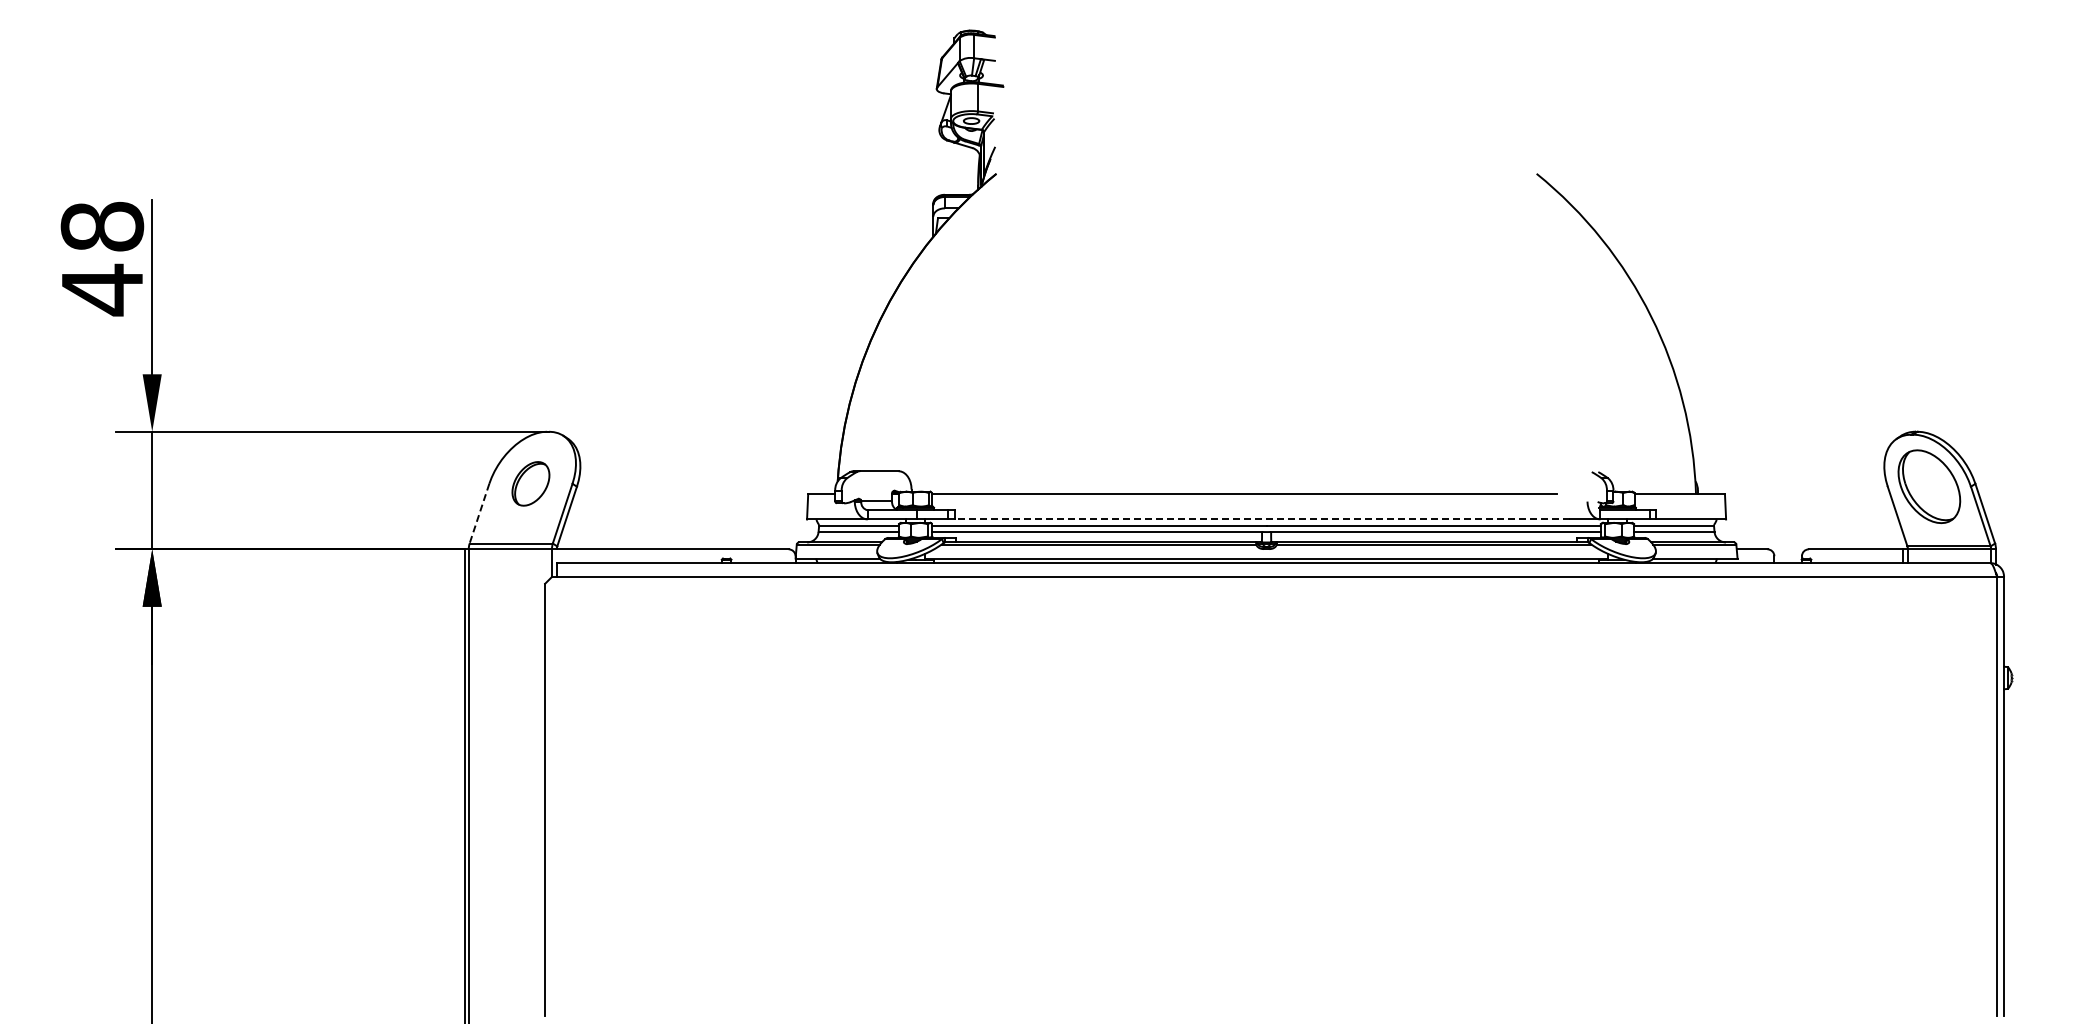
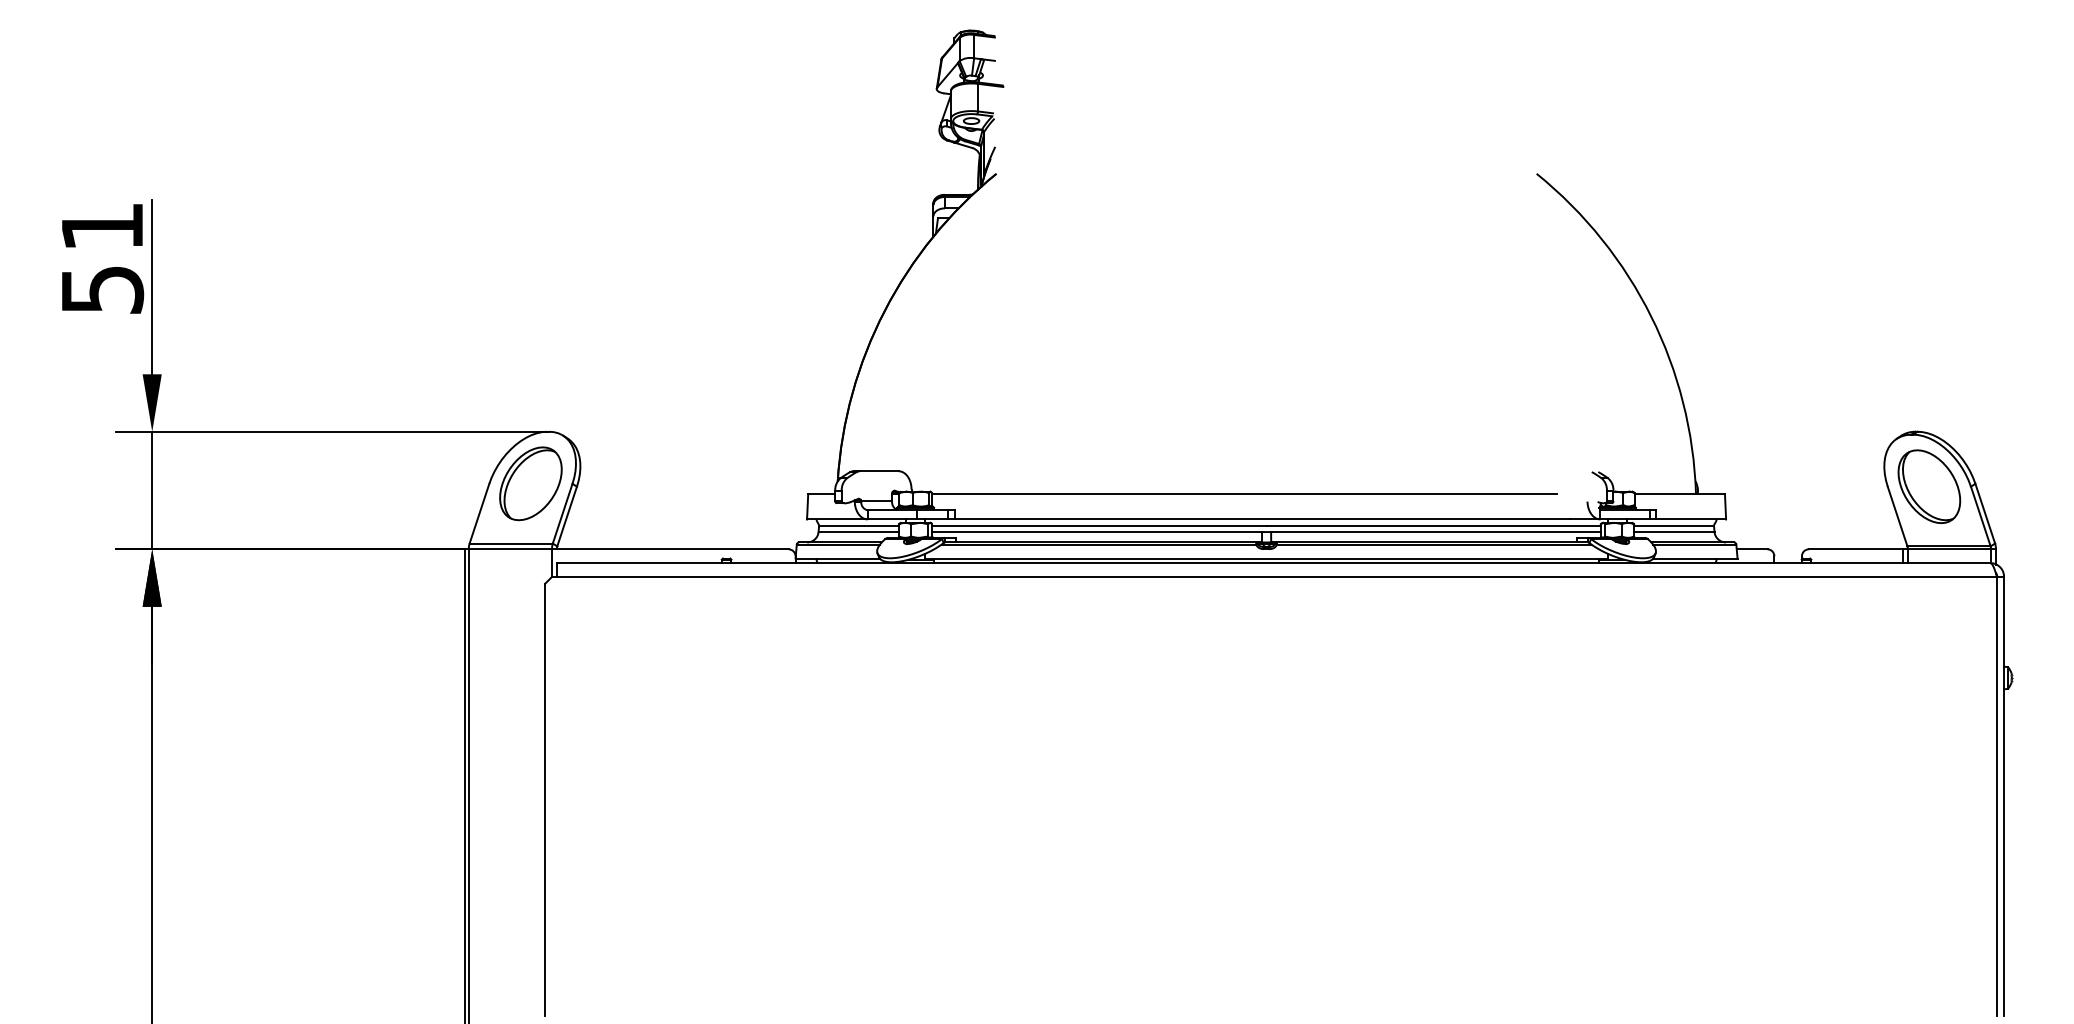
text: 48 -> 51 (102, 258)
part size: 40x46 px -> 64x76 px (530, 483)
line: dashed -> solid (479, 514)
line: dashed -> solid (1262, 519)
